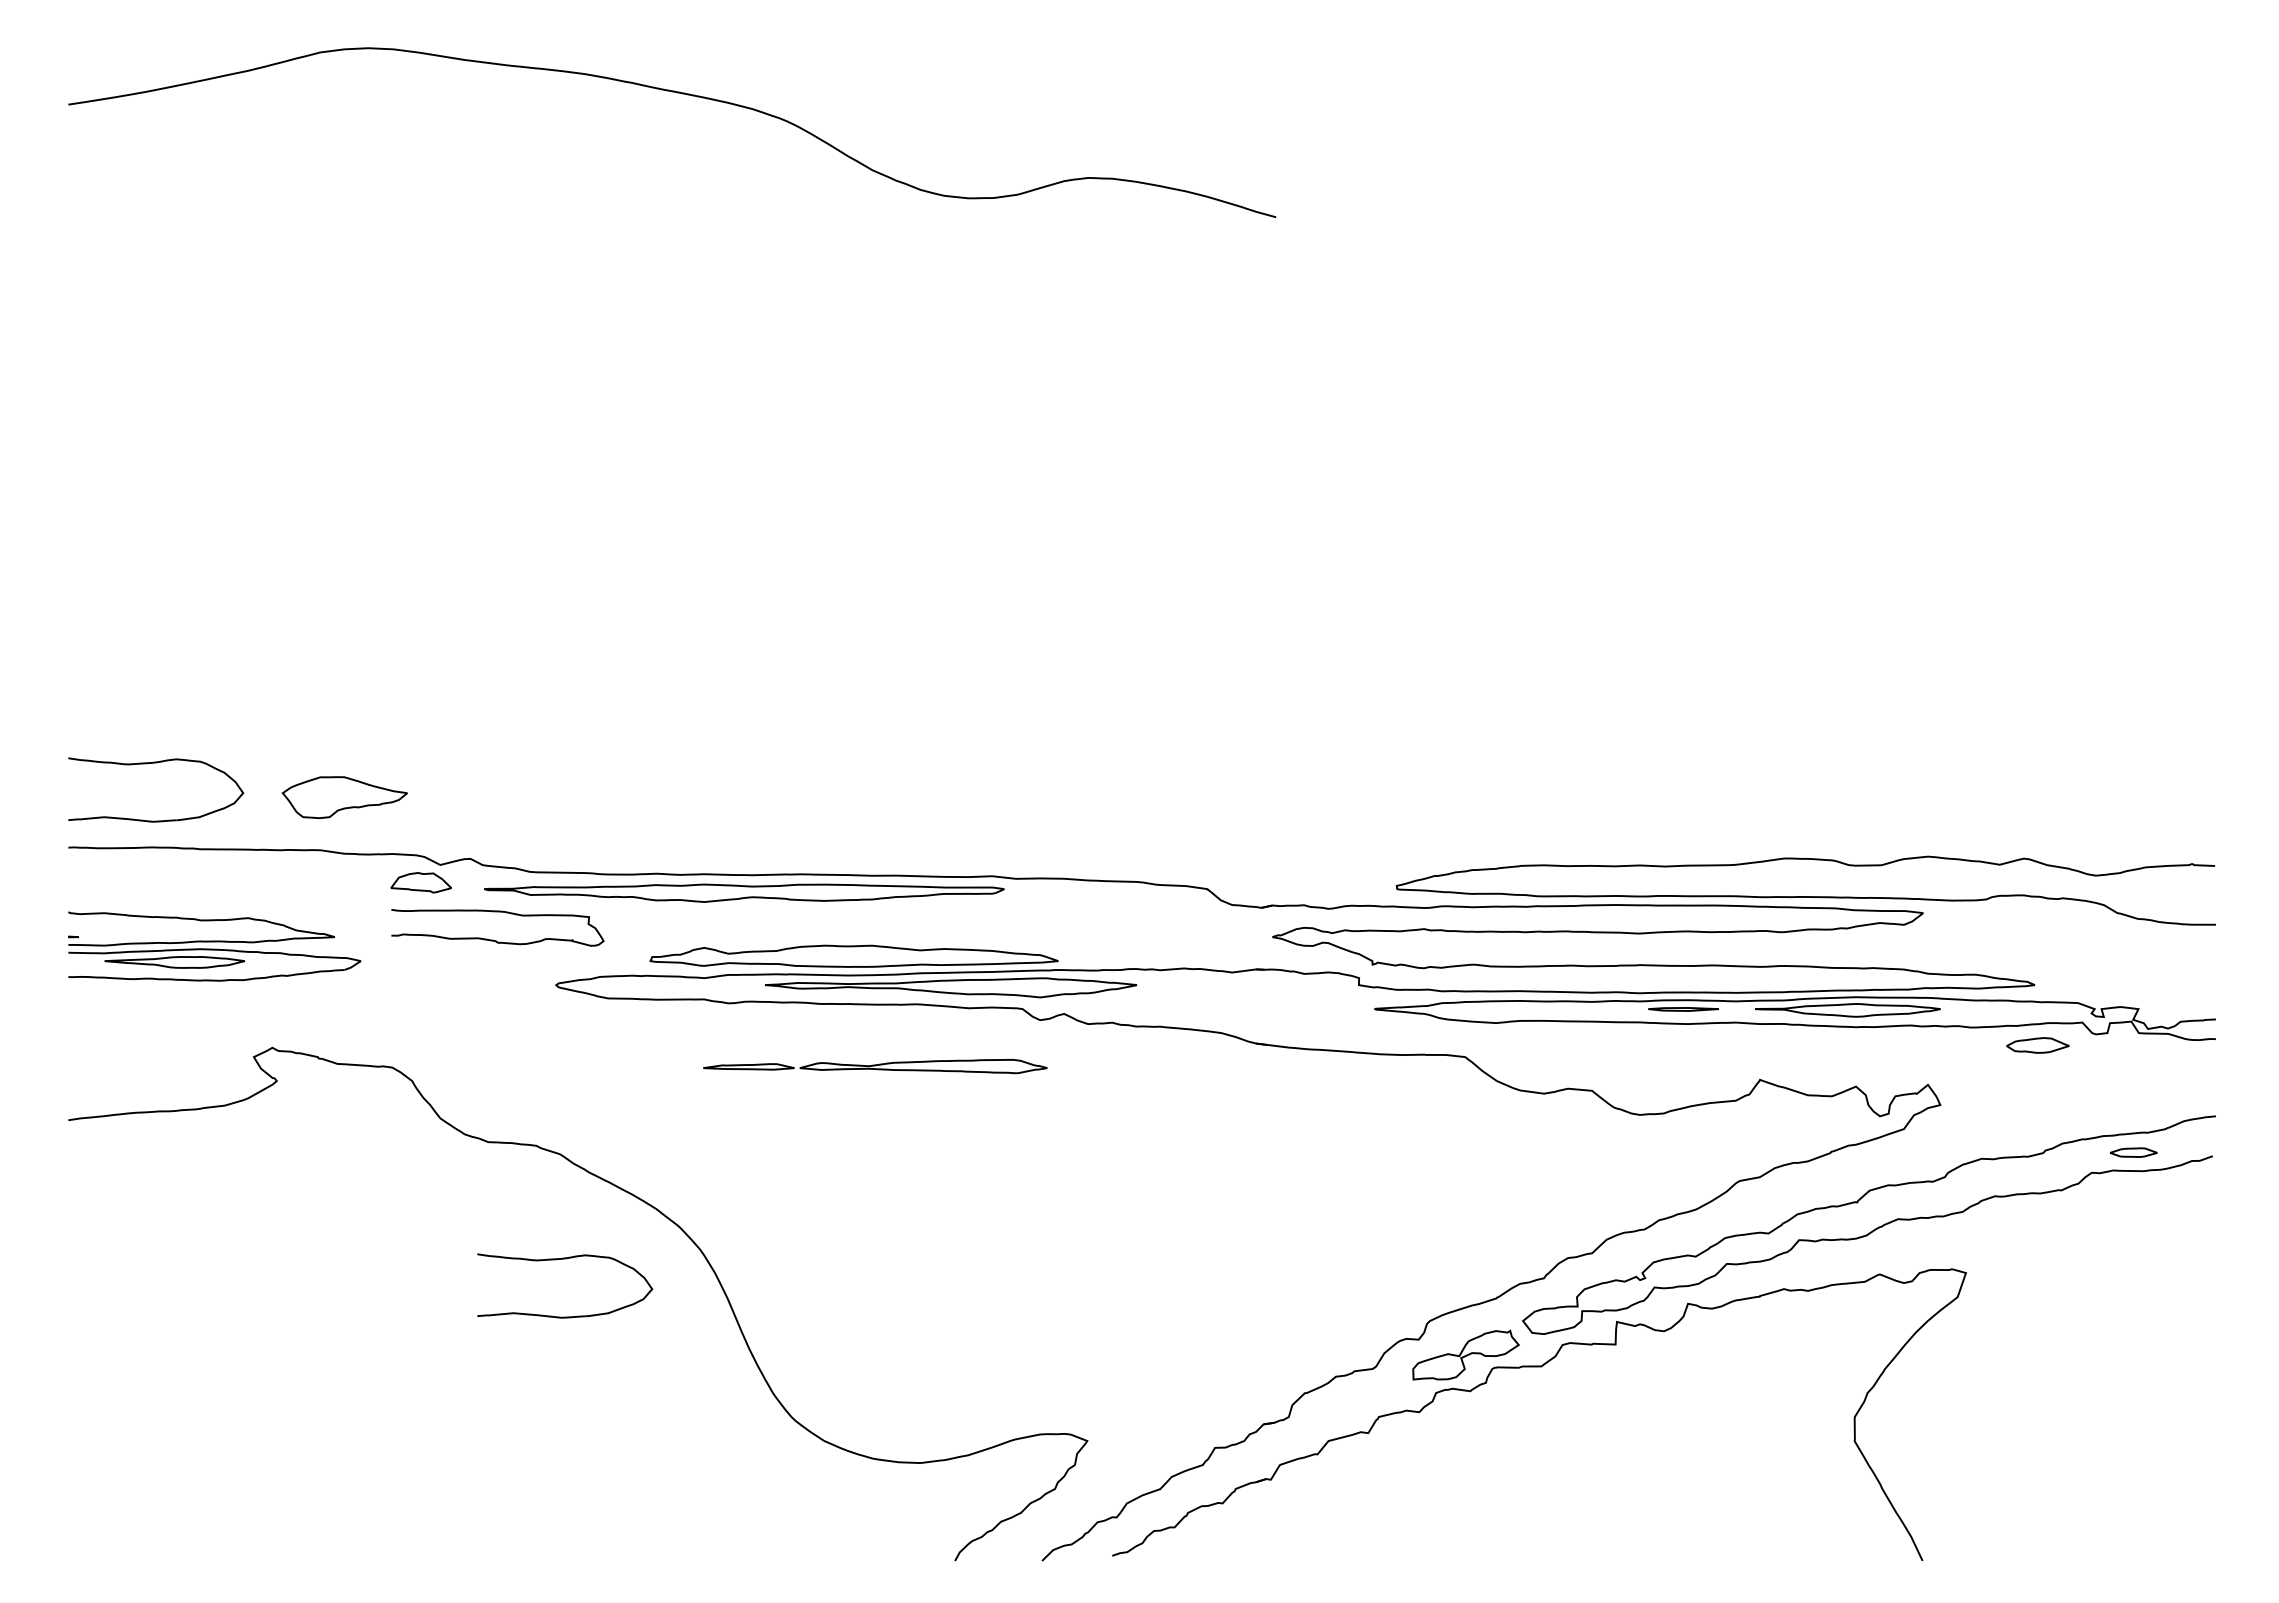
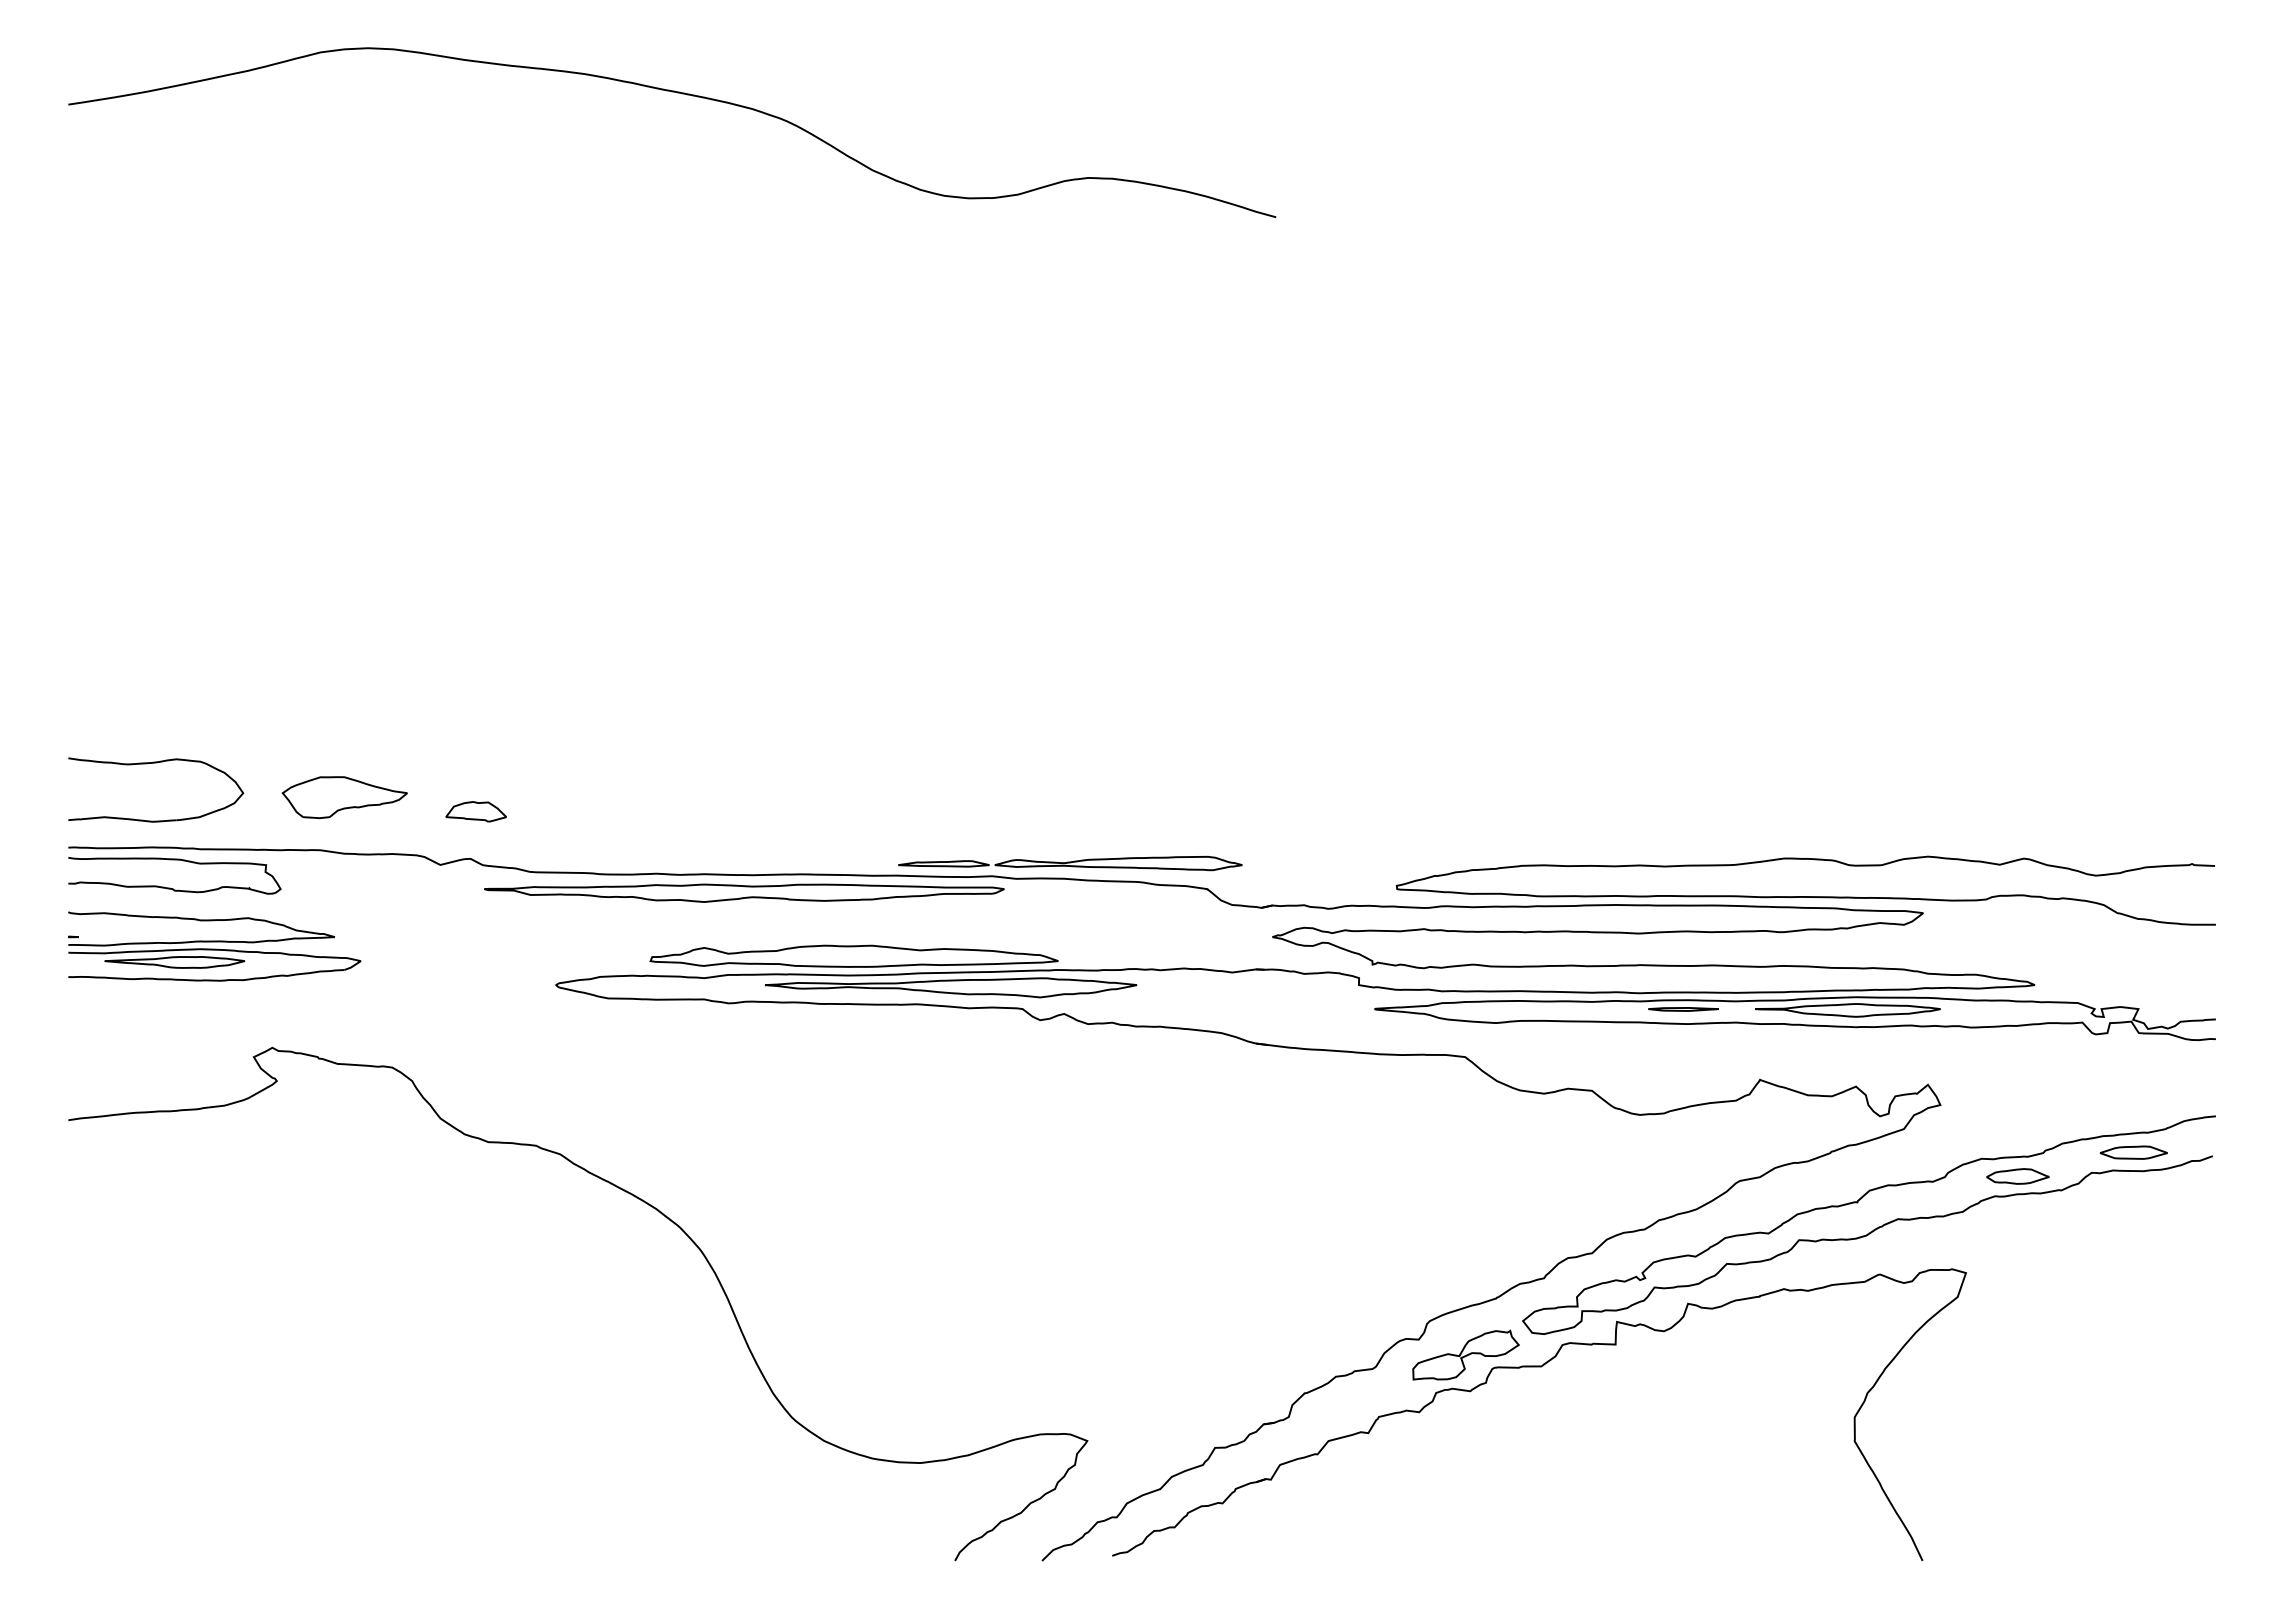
part position: (420, 882) -> (475, 811) (475, 811)
curve position: (493, 939) -> (170, 887) (170, 887)
part position: (2037, 1045) -> (2017, 1176) (2017, 1176)
part position: (875, 1066) -> (1070, 863) (1070, 863)
part size: 49x11 px -> 69x15 px (2133, 1152)
part: present -> none (565, 1259)
